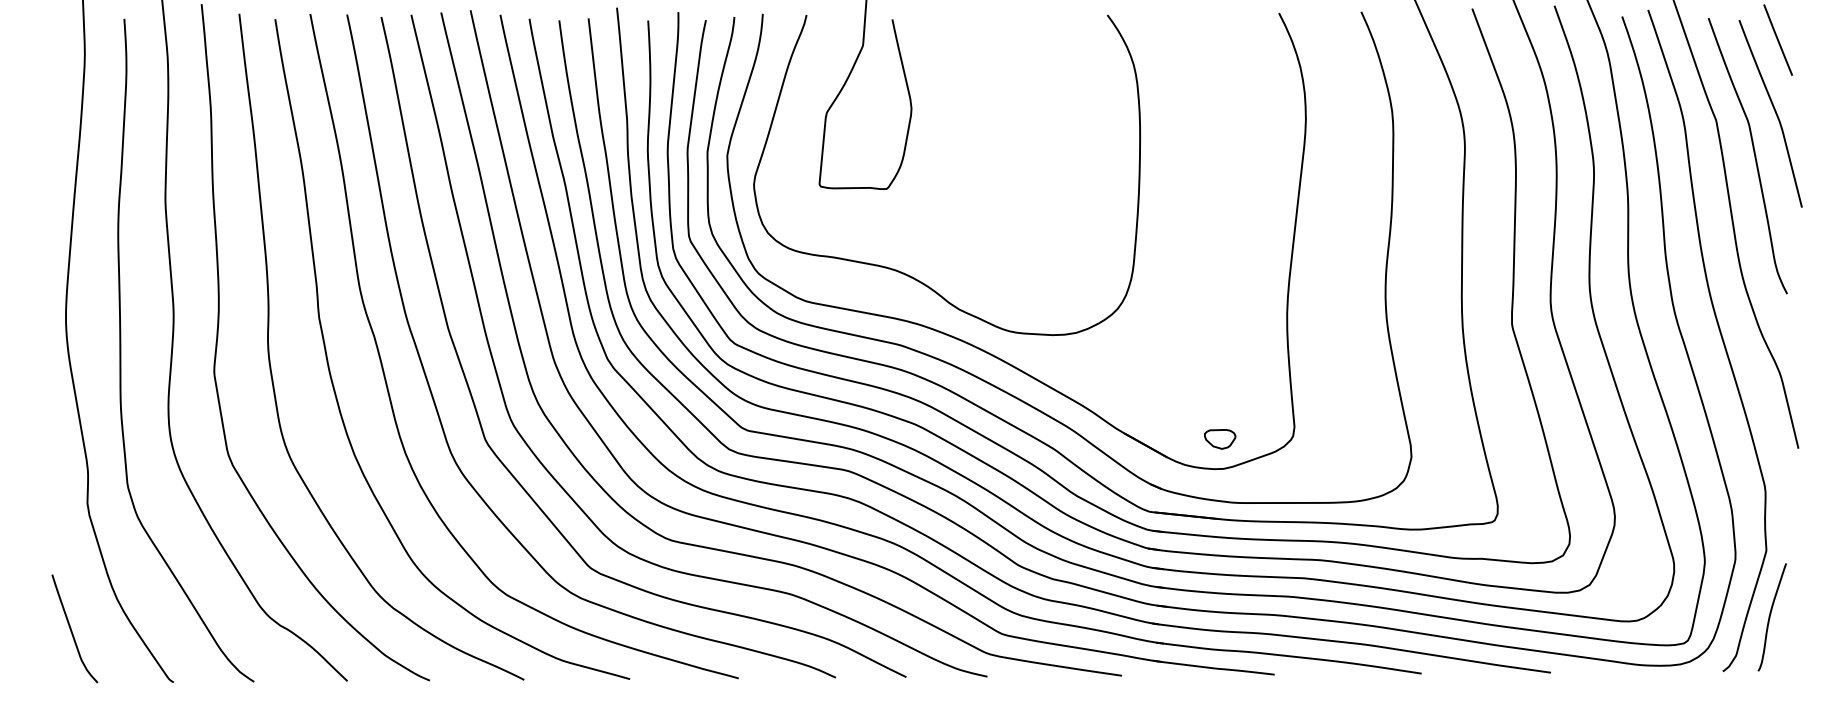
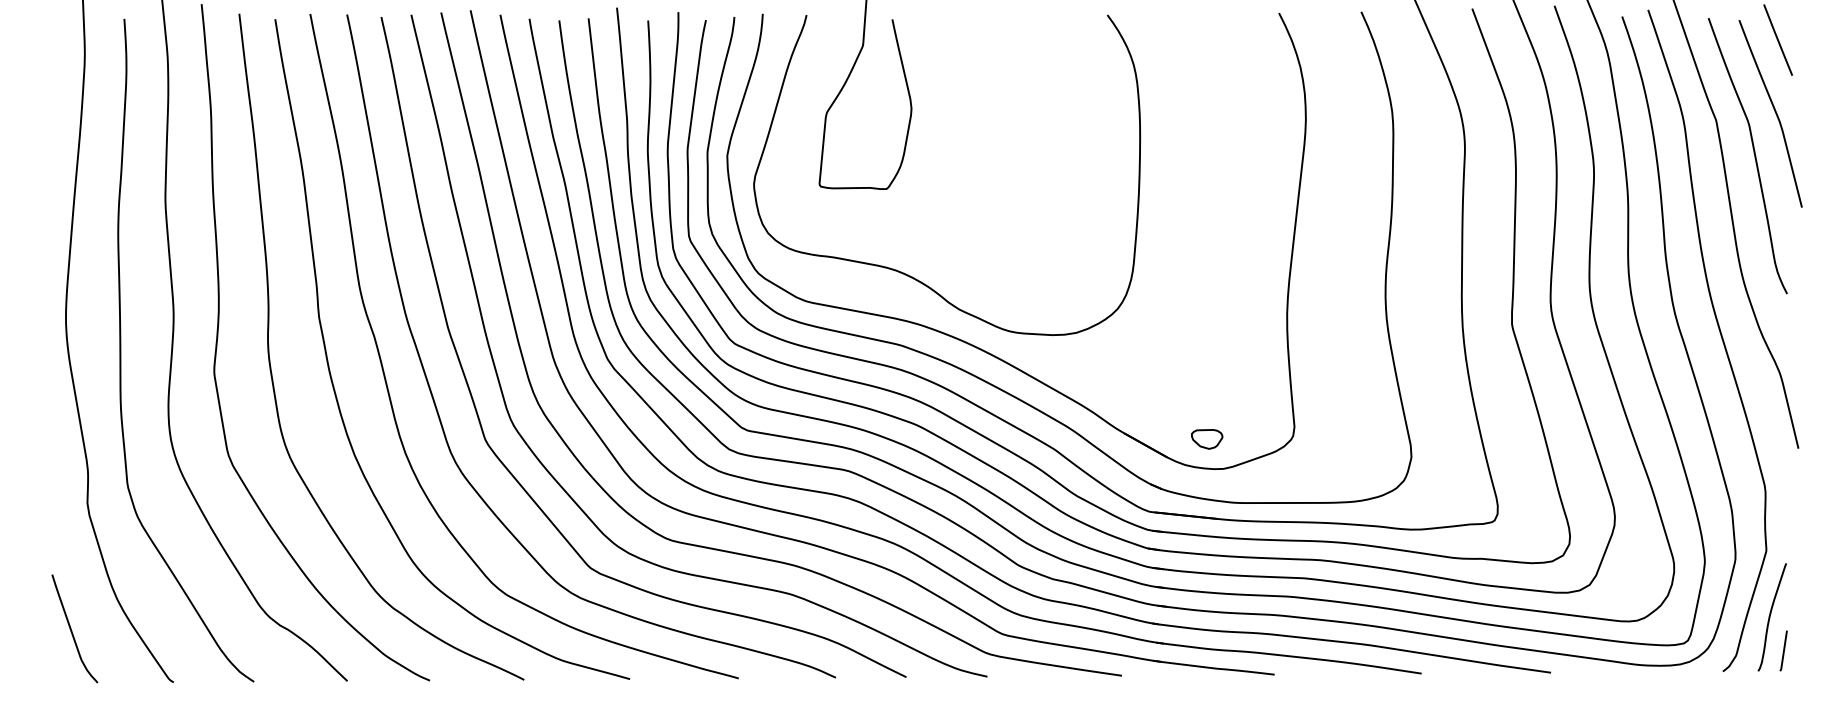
part position: (1220, 439) -> (1207, 439) (1207, 439)
line: none -> present (1783, 650)
